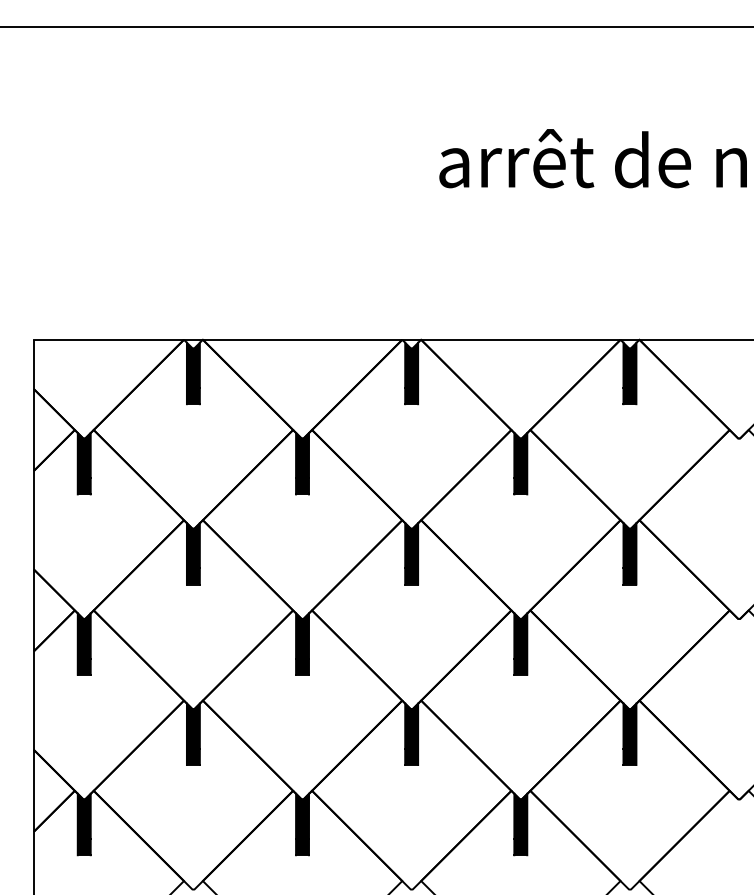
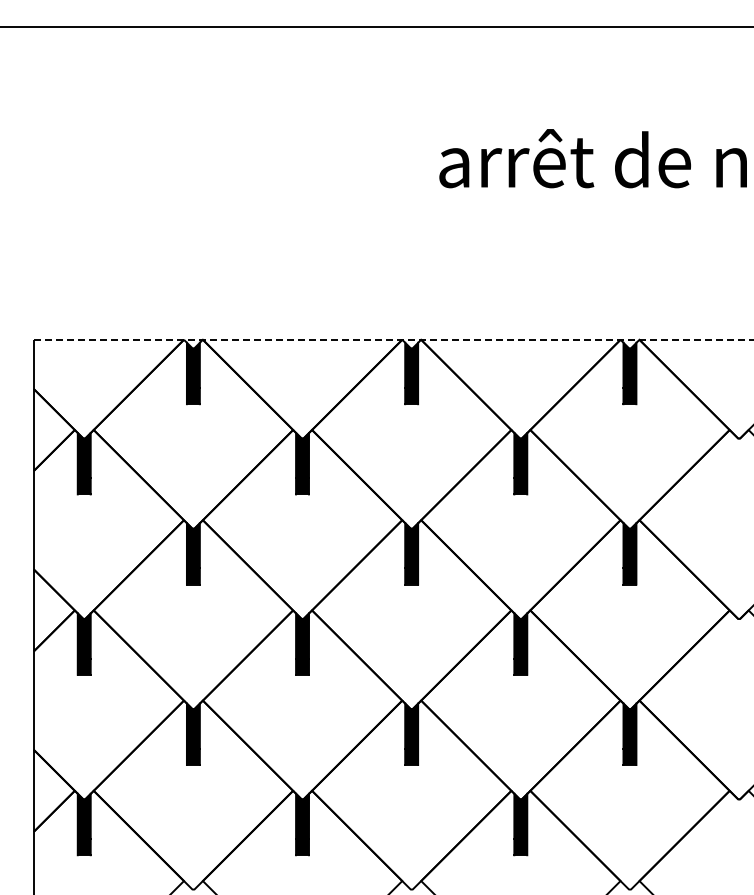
line: solid -> dashed (393, 339)
